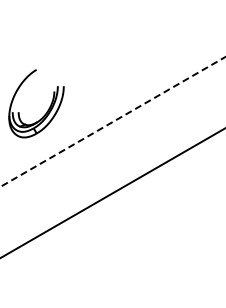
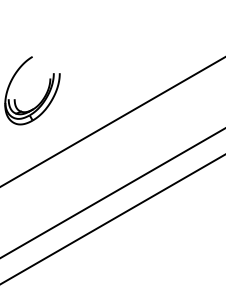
part position: (46, 111) -> (42, 98) (42, 98)
line: dashed -> solid (113, 121)
line: none -> present (112, 219)
